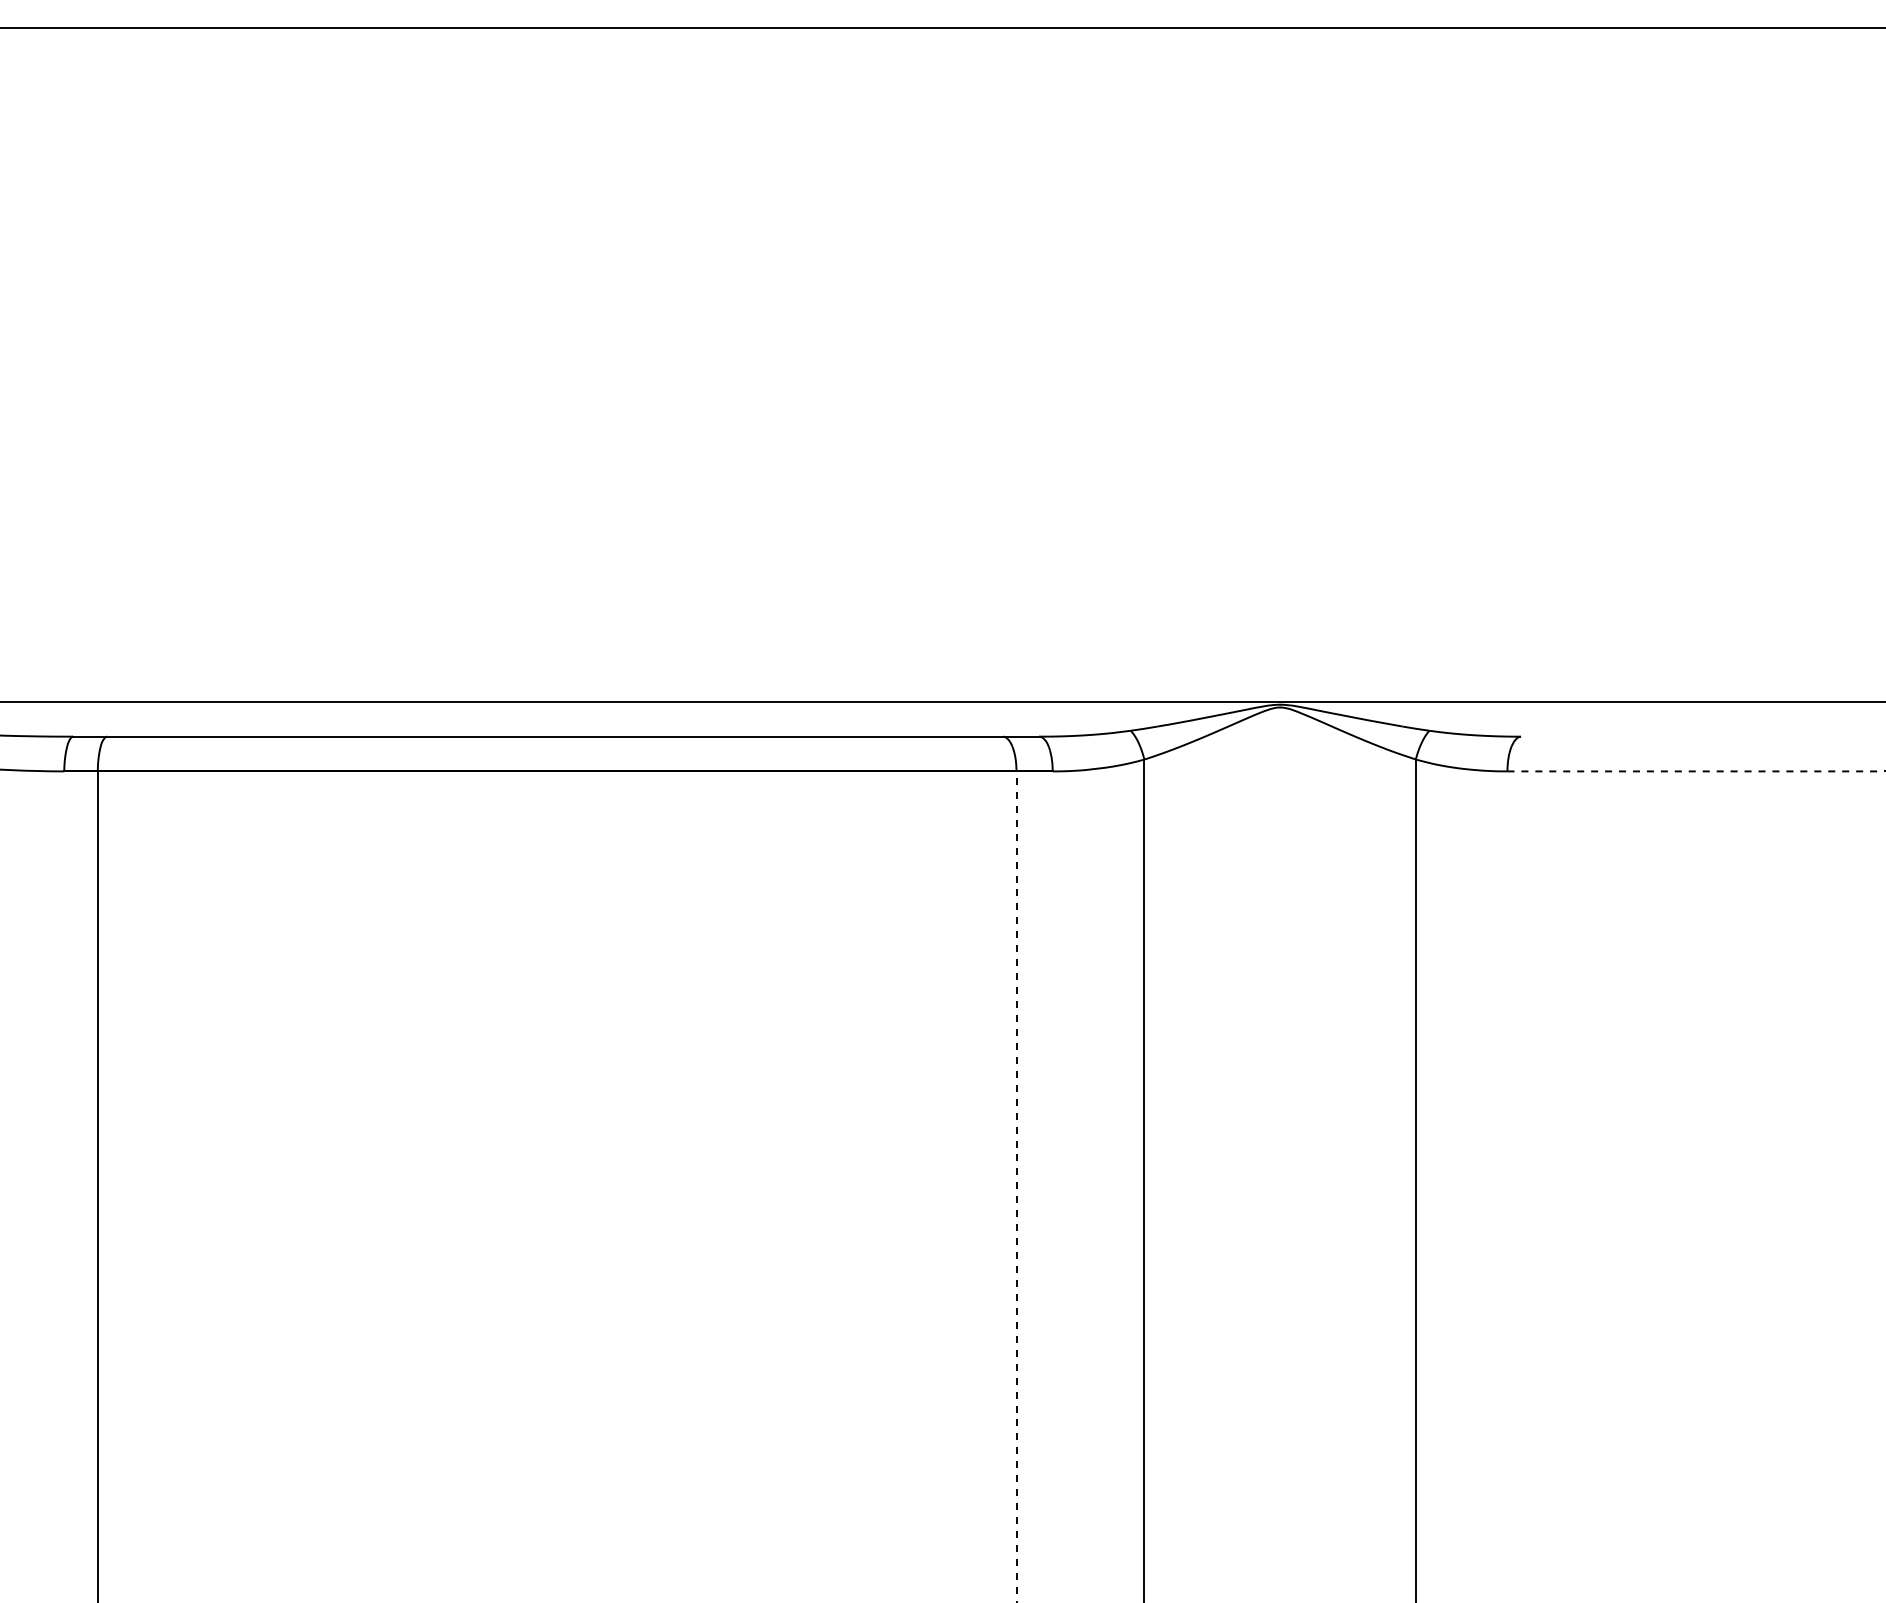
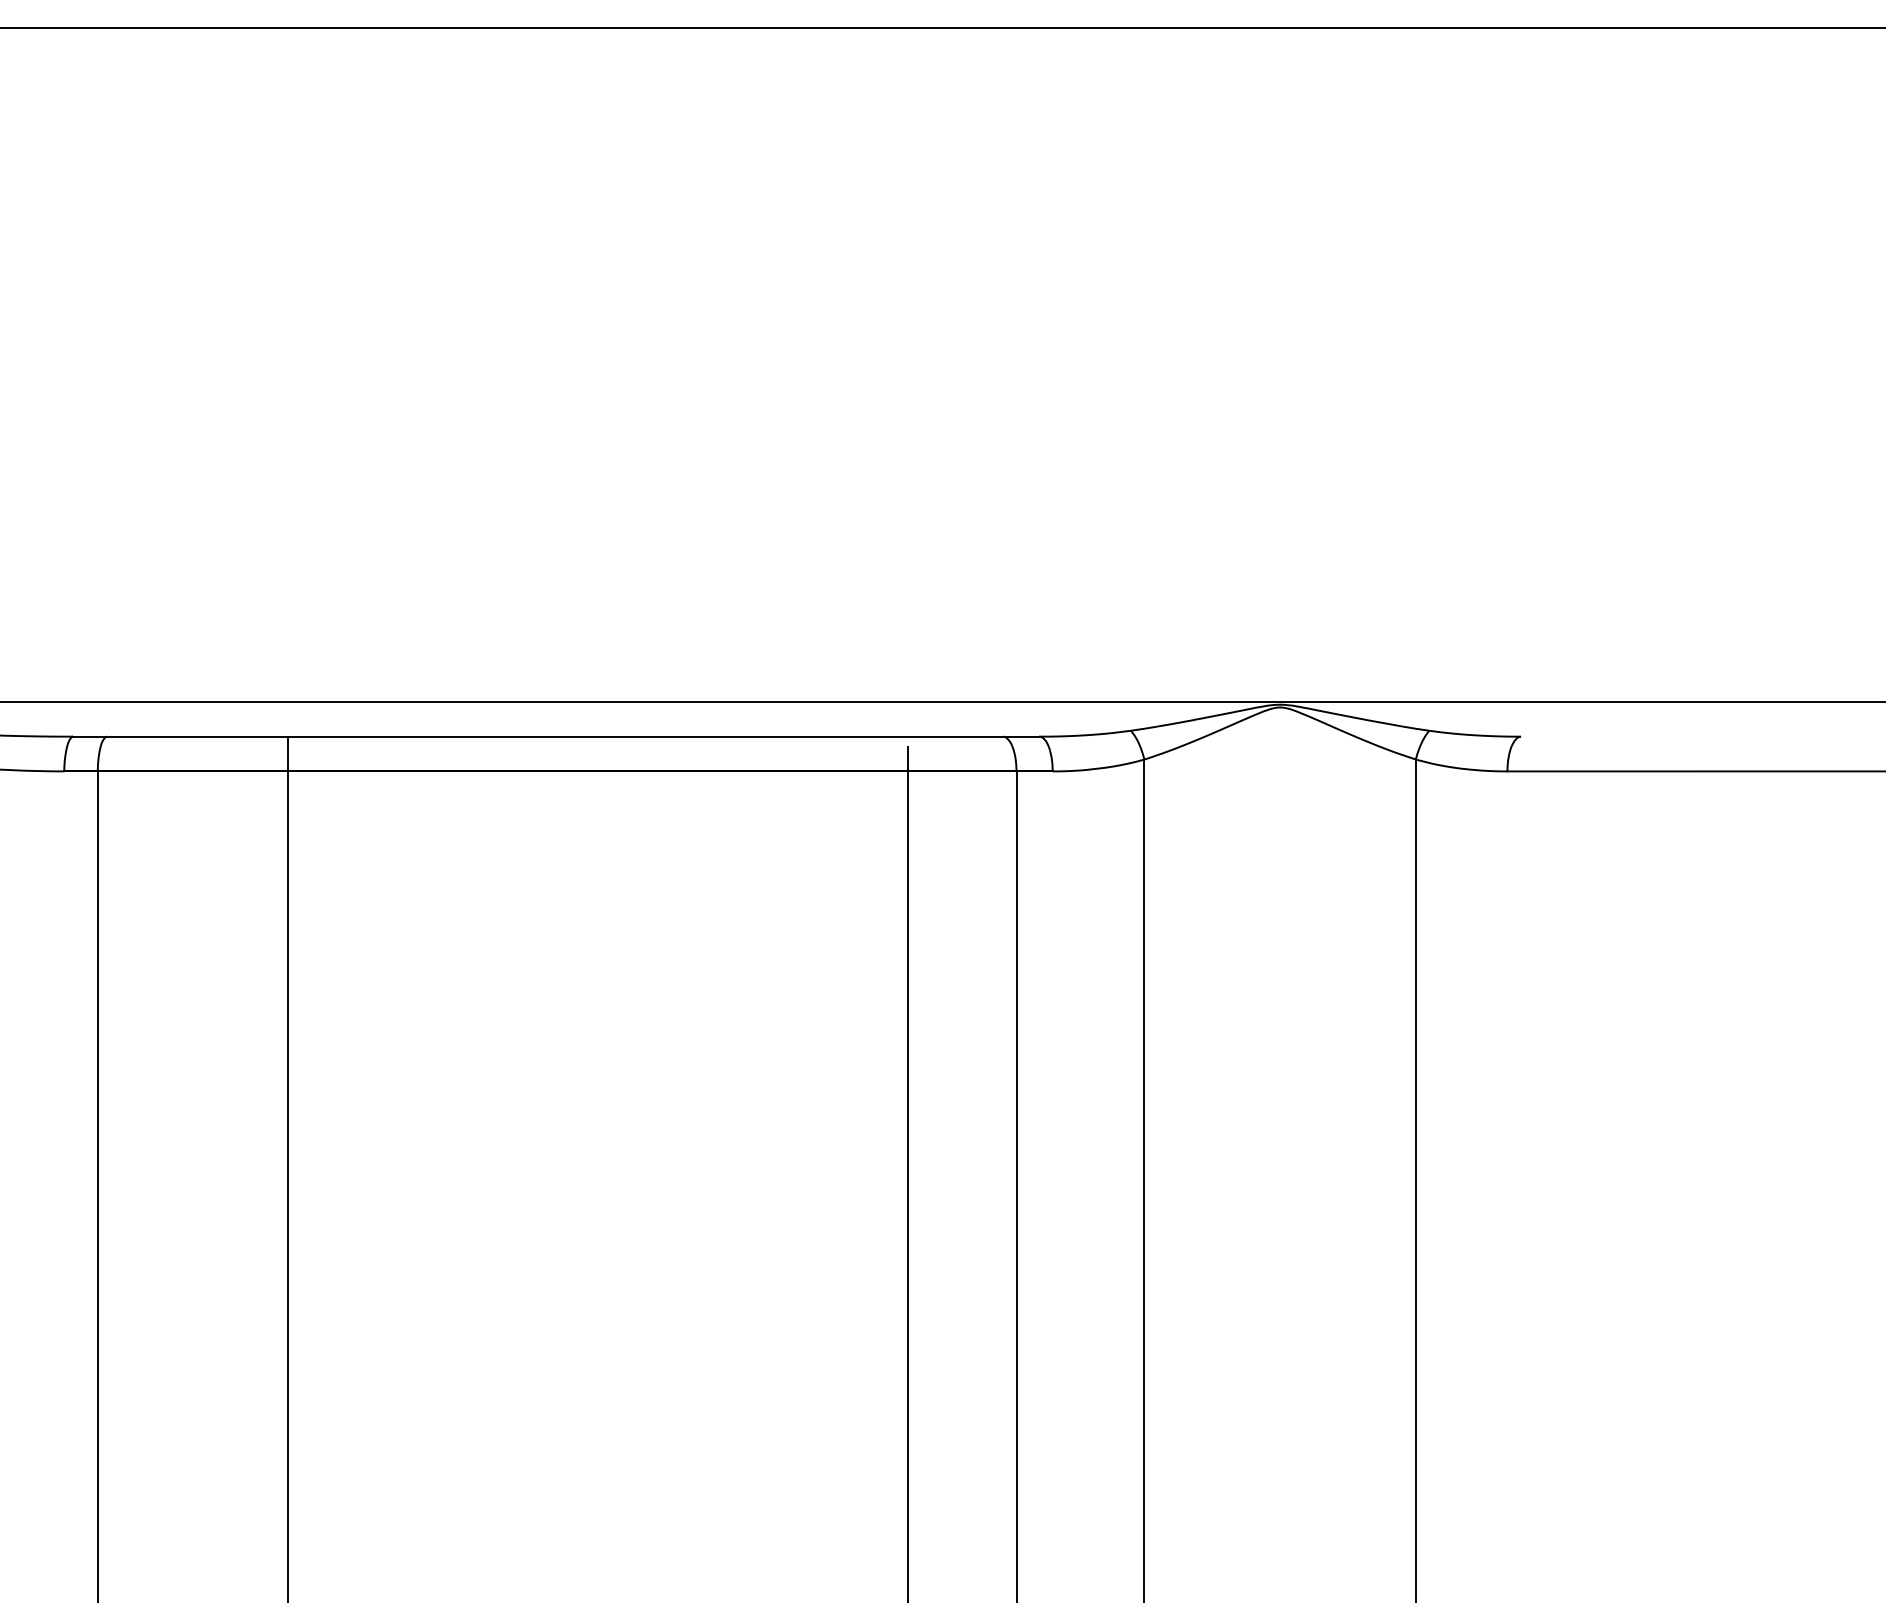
line: dashed -> solid (1696, 771)
line: none -> present (288, 1167)
line: none -> present (907, 1172)
line: dashed -> solid (1016, 1186)
